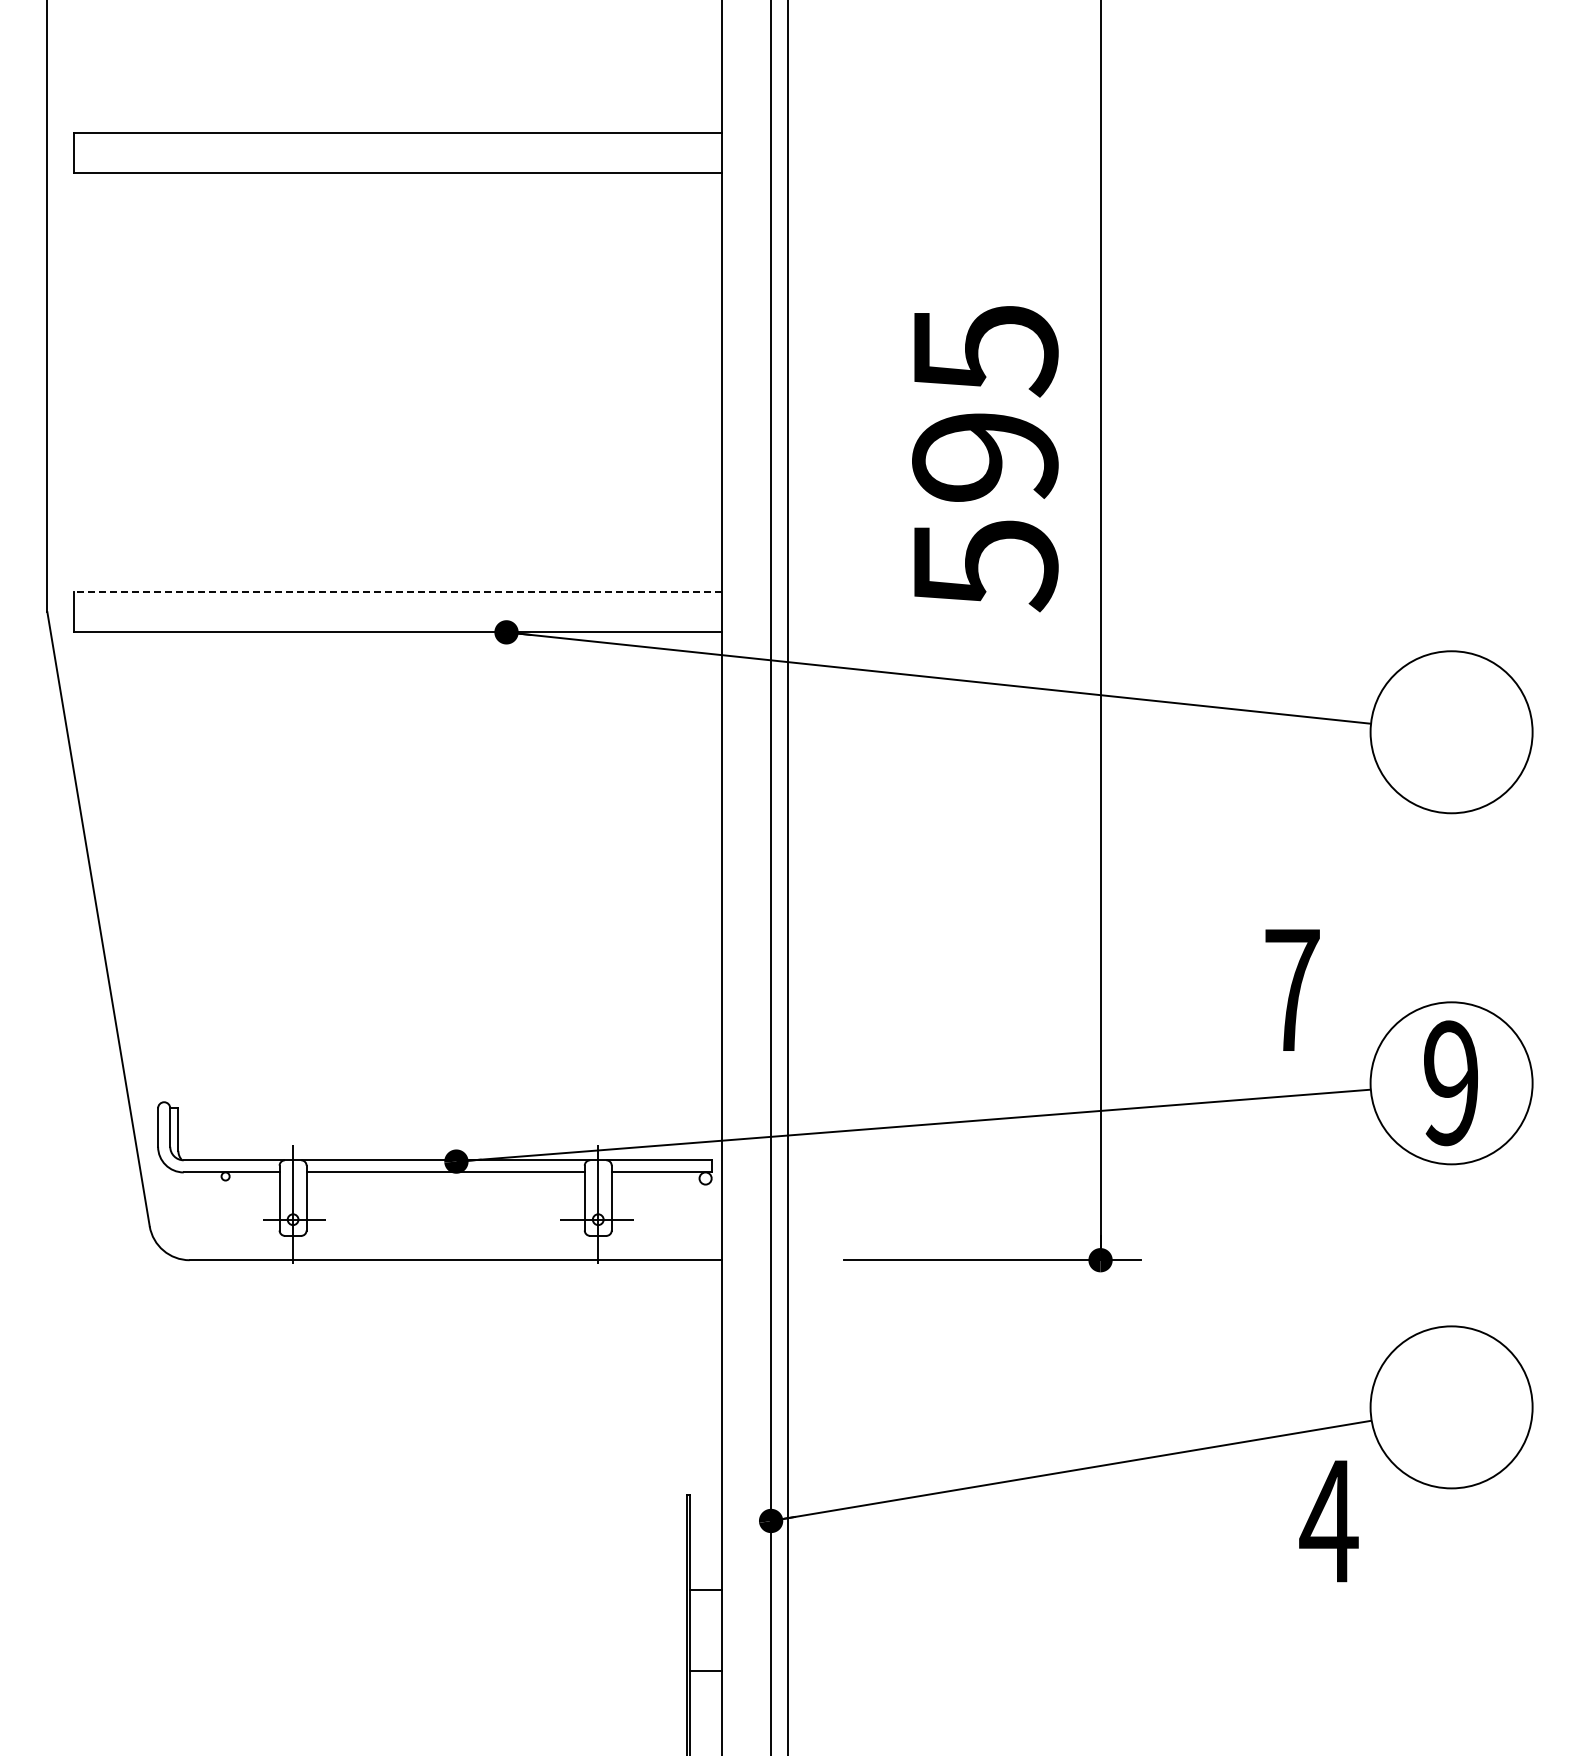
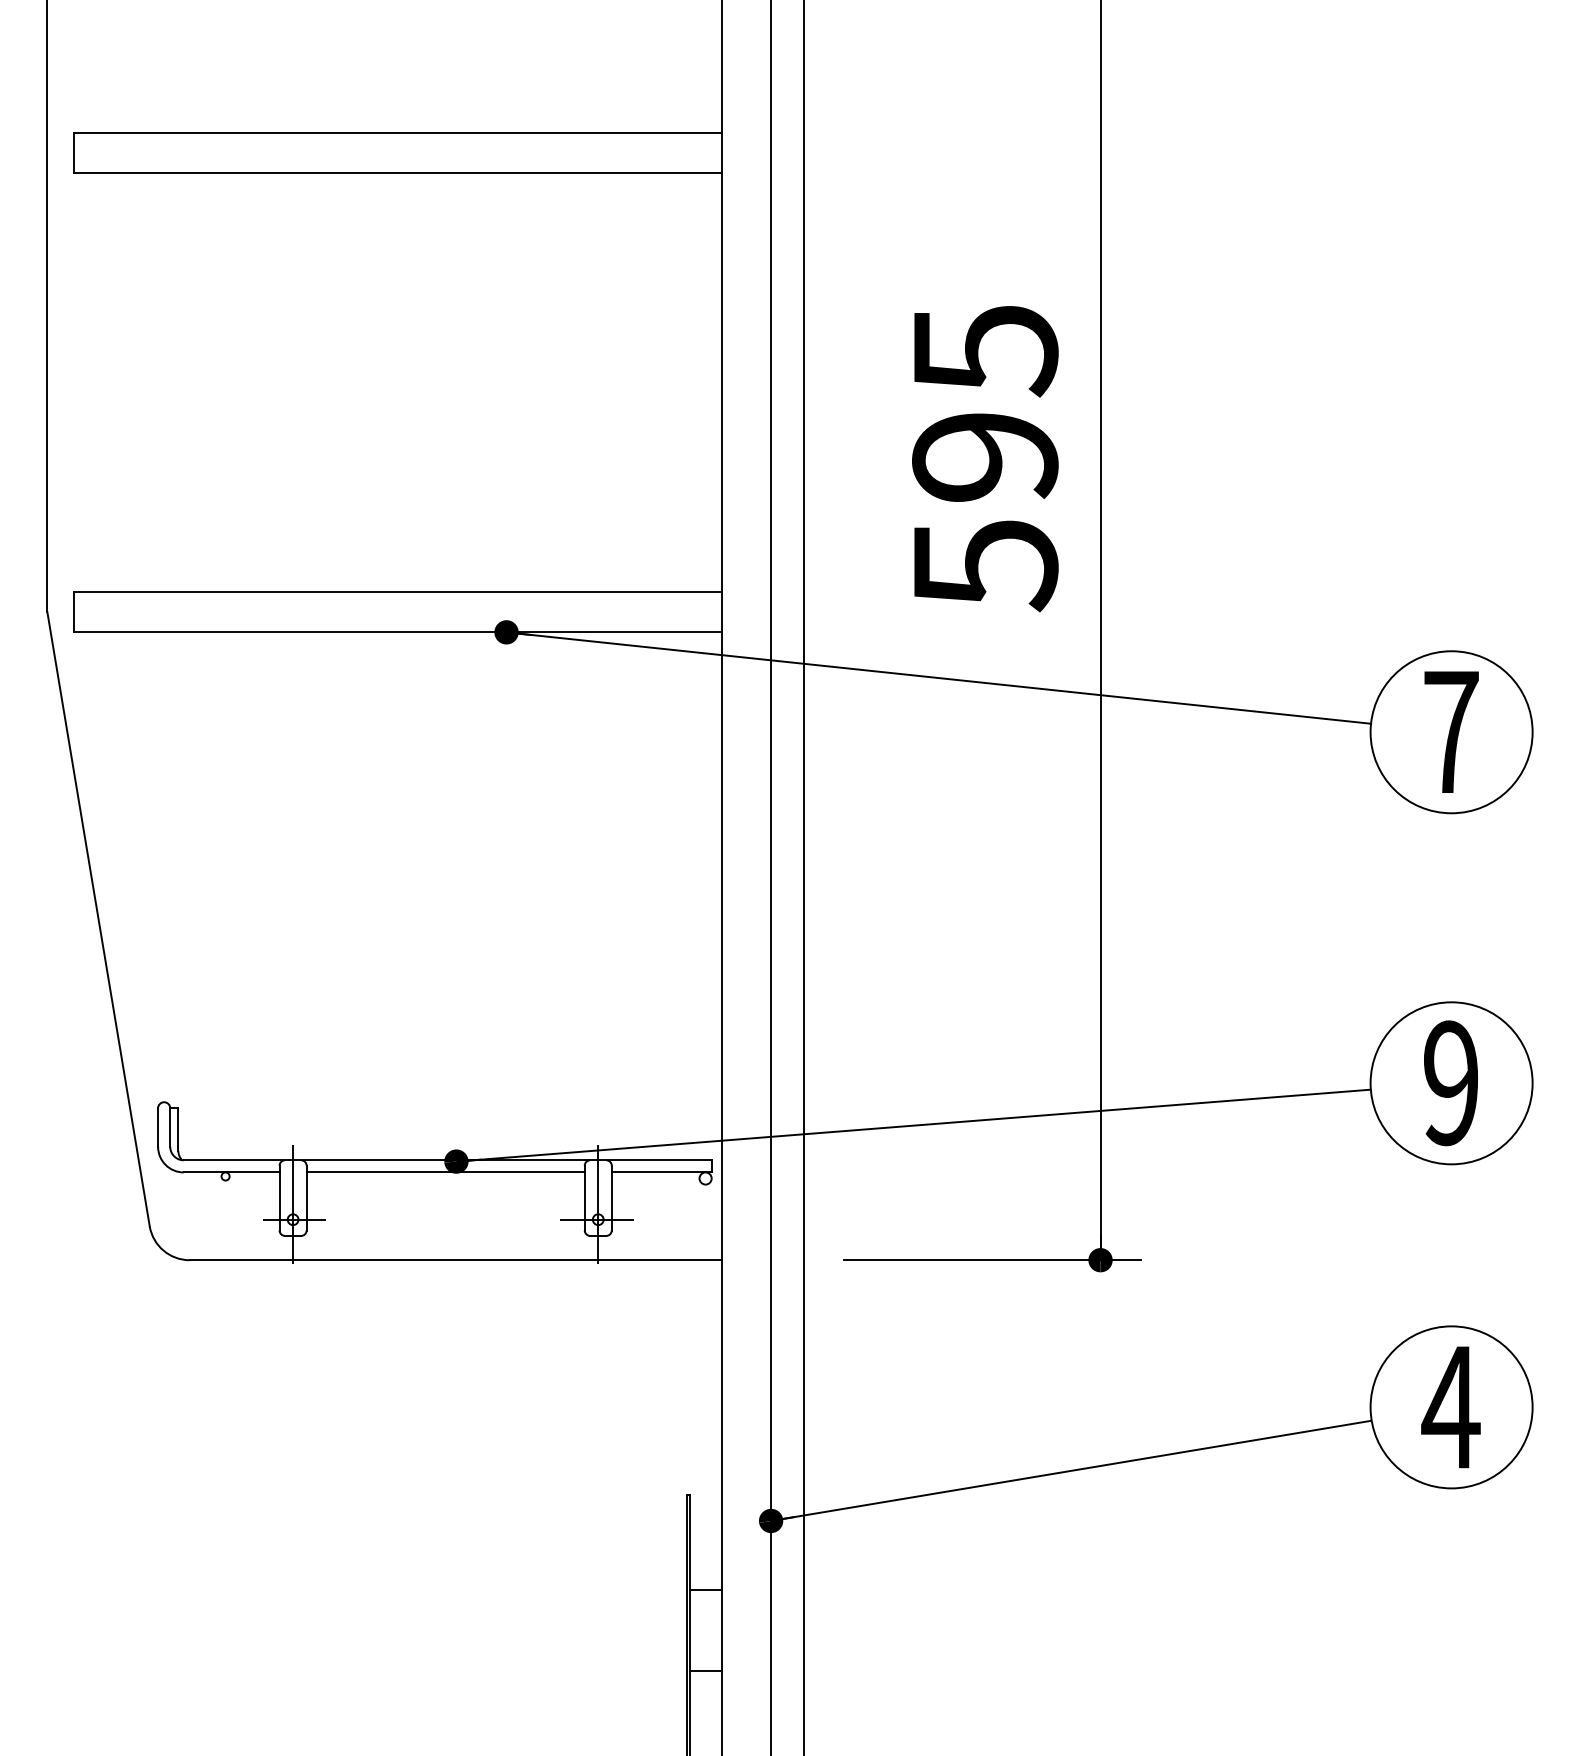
line: dashed -> solid (397, 591)
line position: (787, 877) -> (803, 877) (803, 877)
text position: (1292, 989) -> (1451, 731) (1451, 731)
text position: (1328, 1521) -> (1450, 1407) (1450, 1407)
